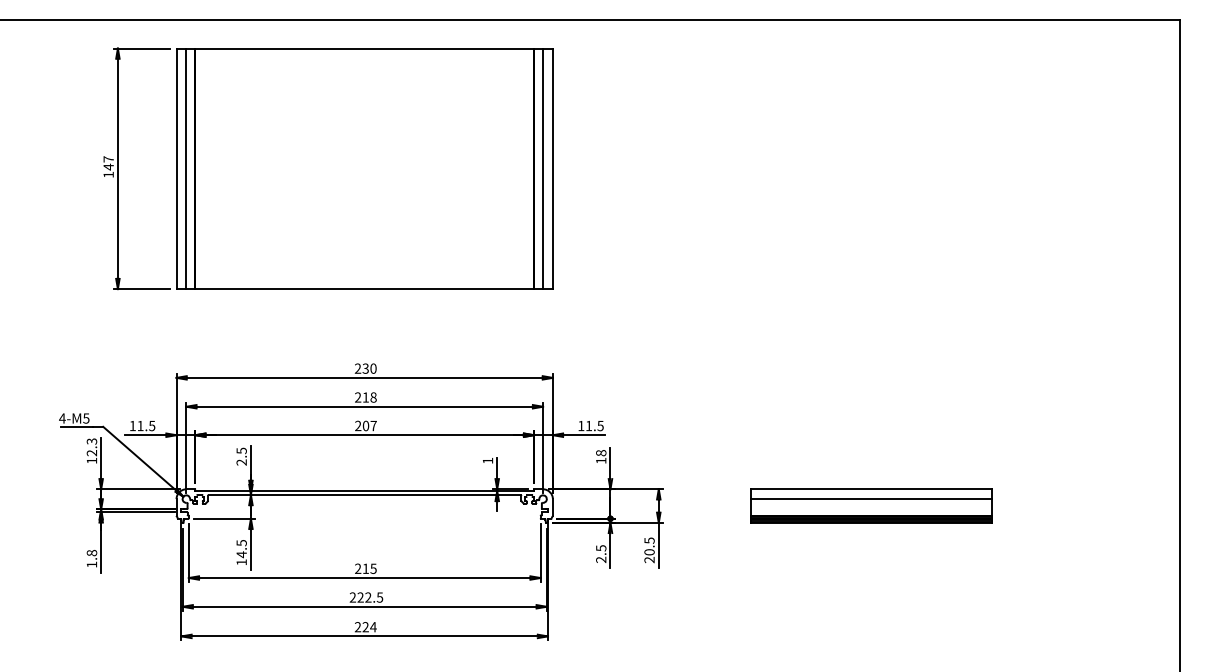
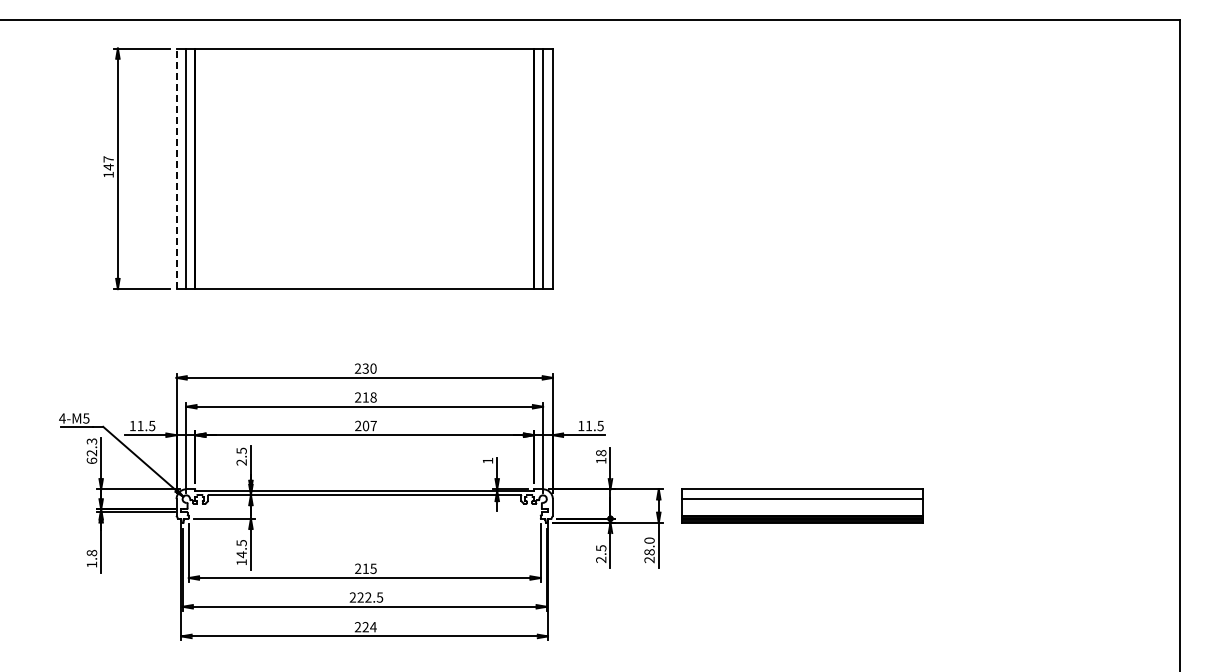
line: solid -> dashed (176, 168)
text: 12.3 -> 62.3 (91, 460)
part position: (871, 505) -> (802, 505) (802, 505)
text: 20.5 -> 28.0 (649, 546)
